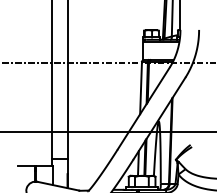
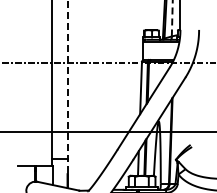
line: solid -> dashed (172, 17)
line: solid -> dashed (67, 87)
